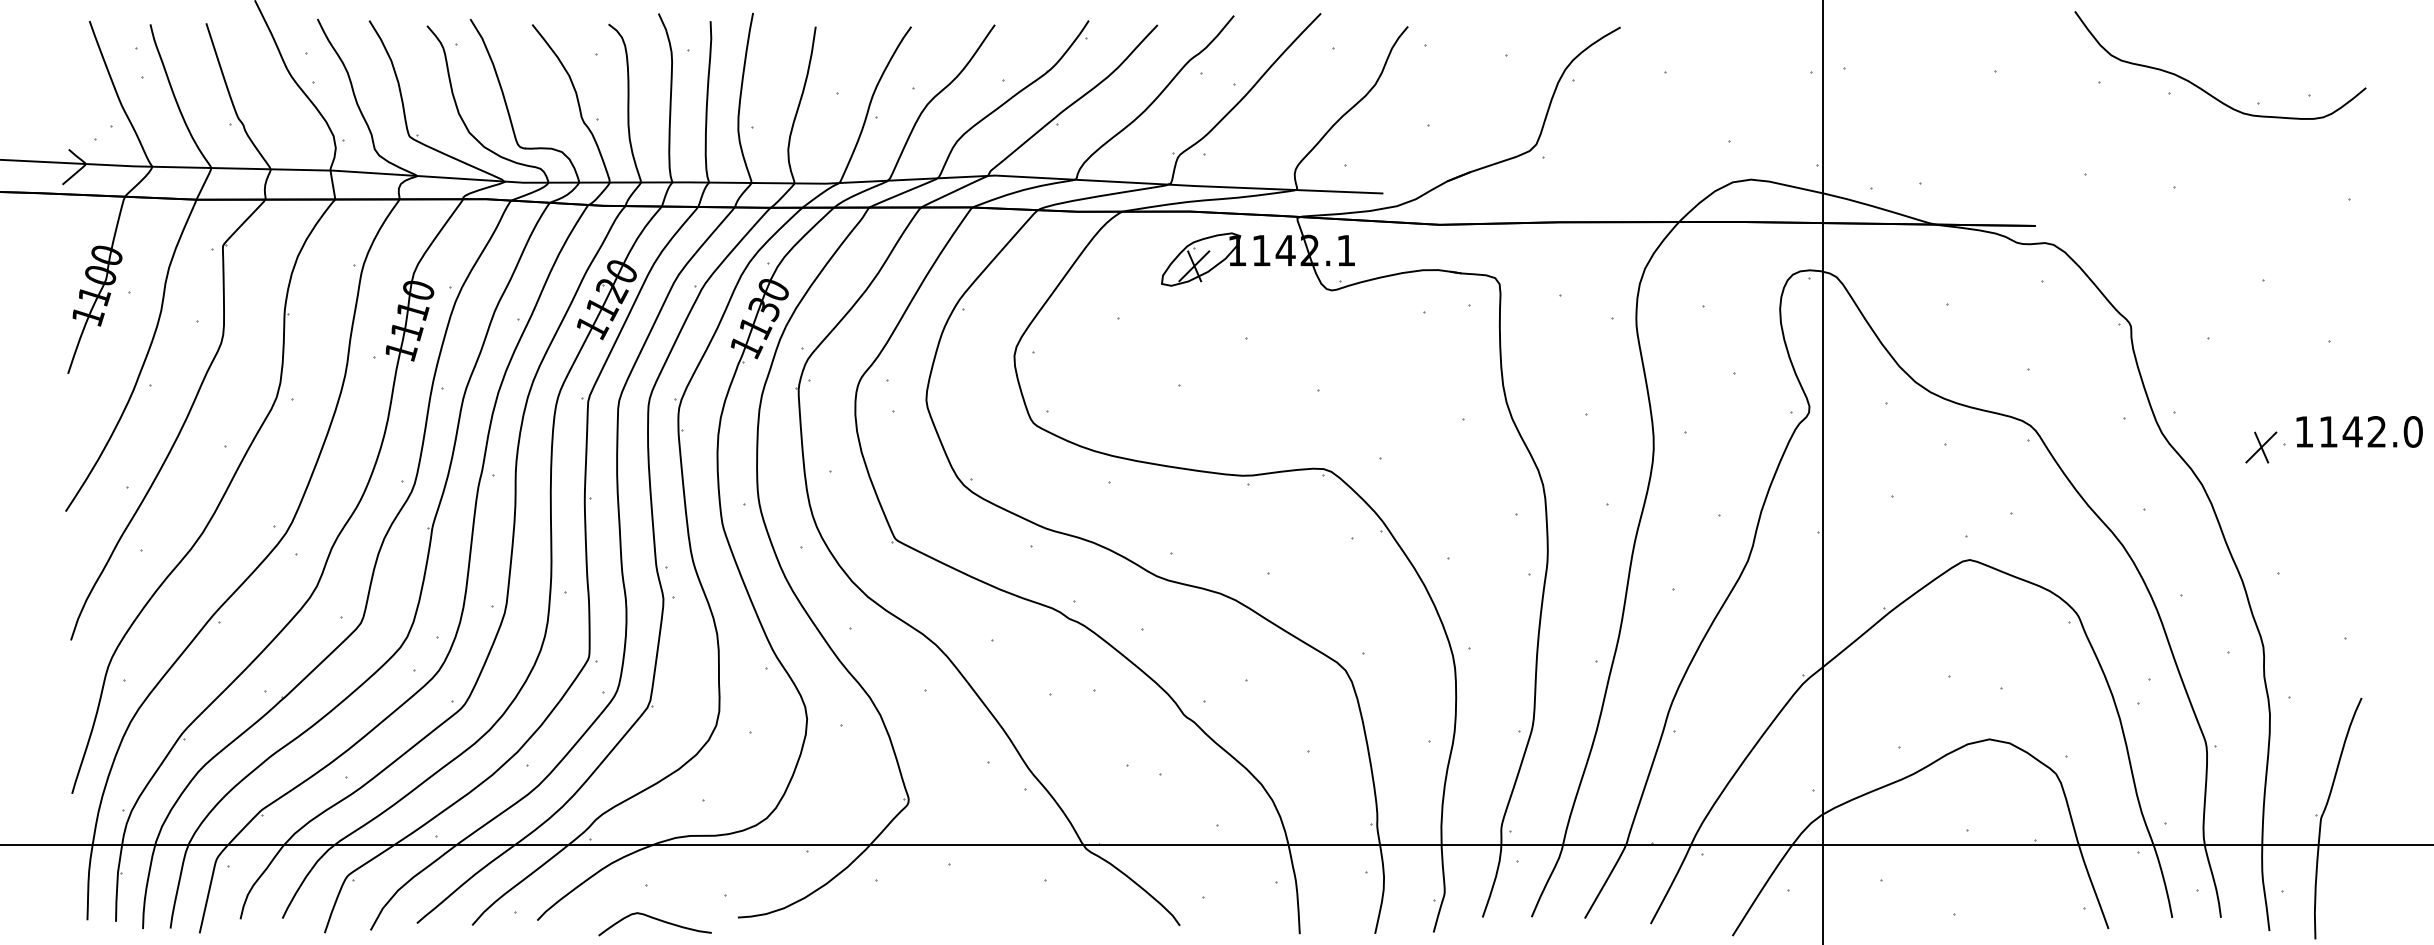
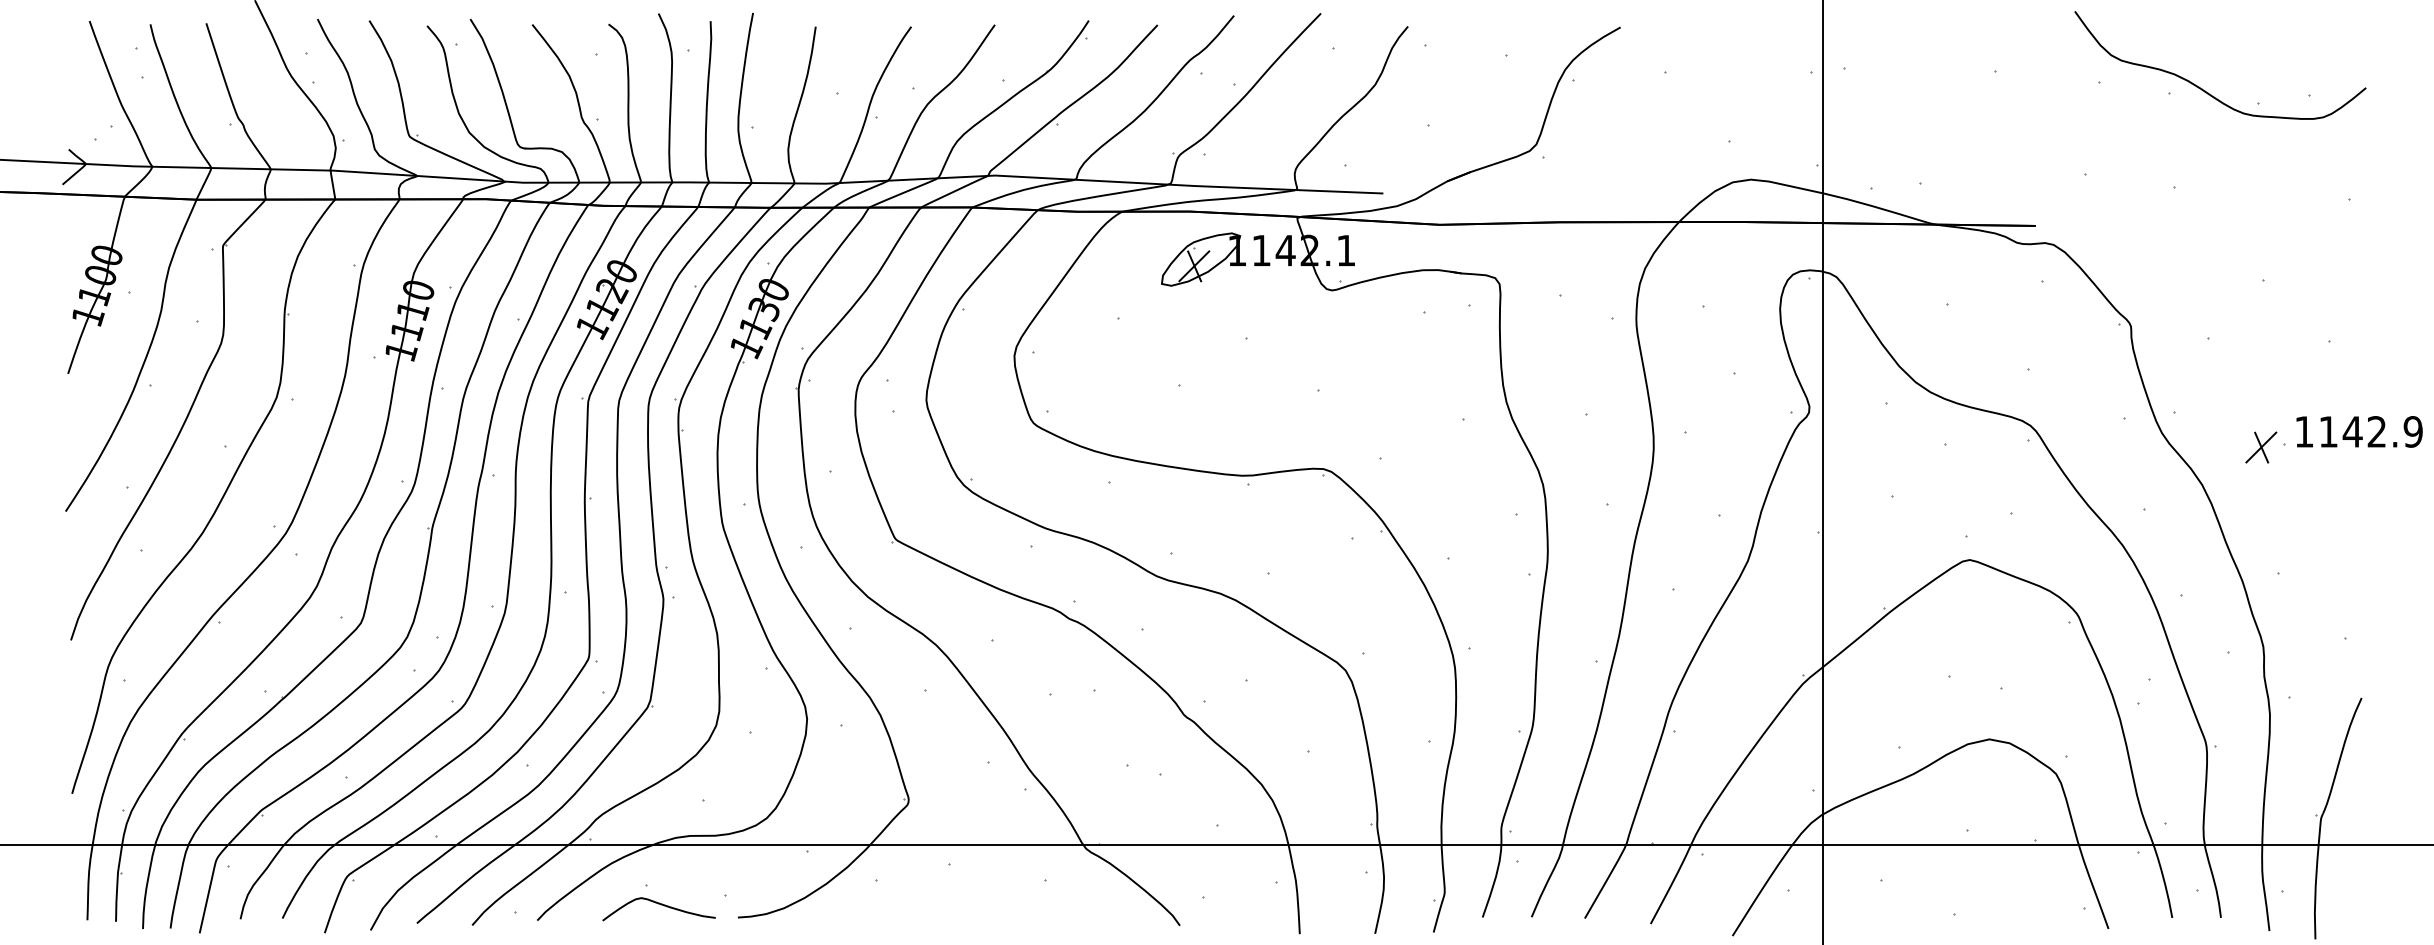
text: 1142.0 -> 1142.9 (2412, 431)
curve position: (654, 919) -> (658, 904) (658, 904)
